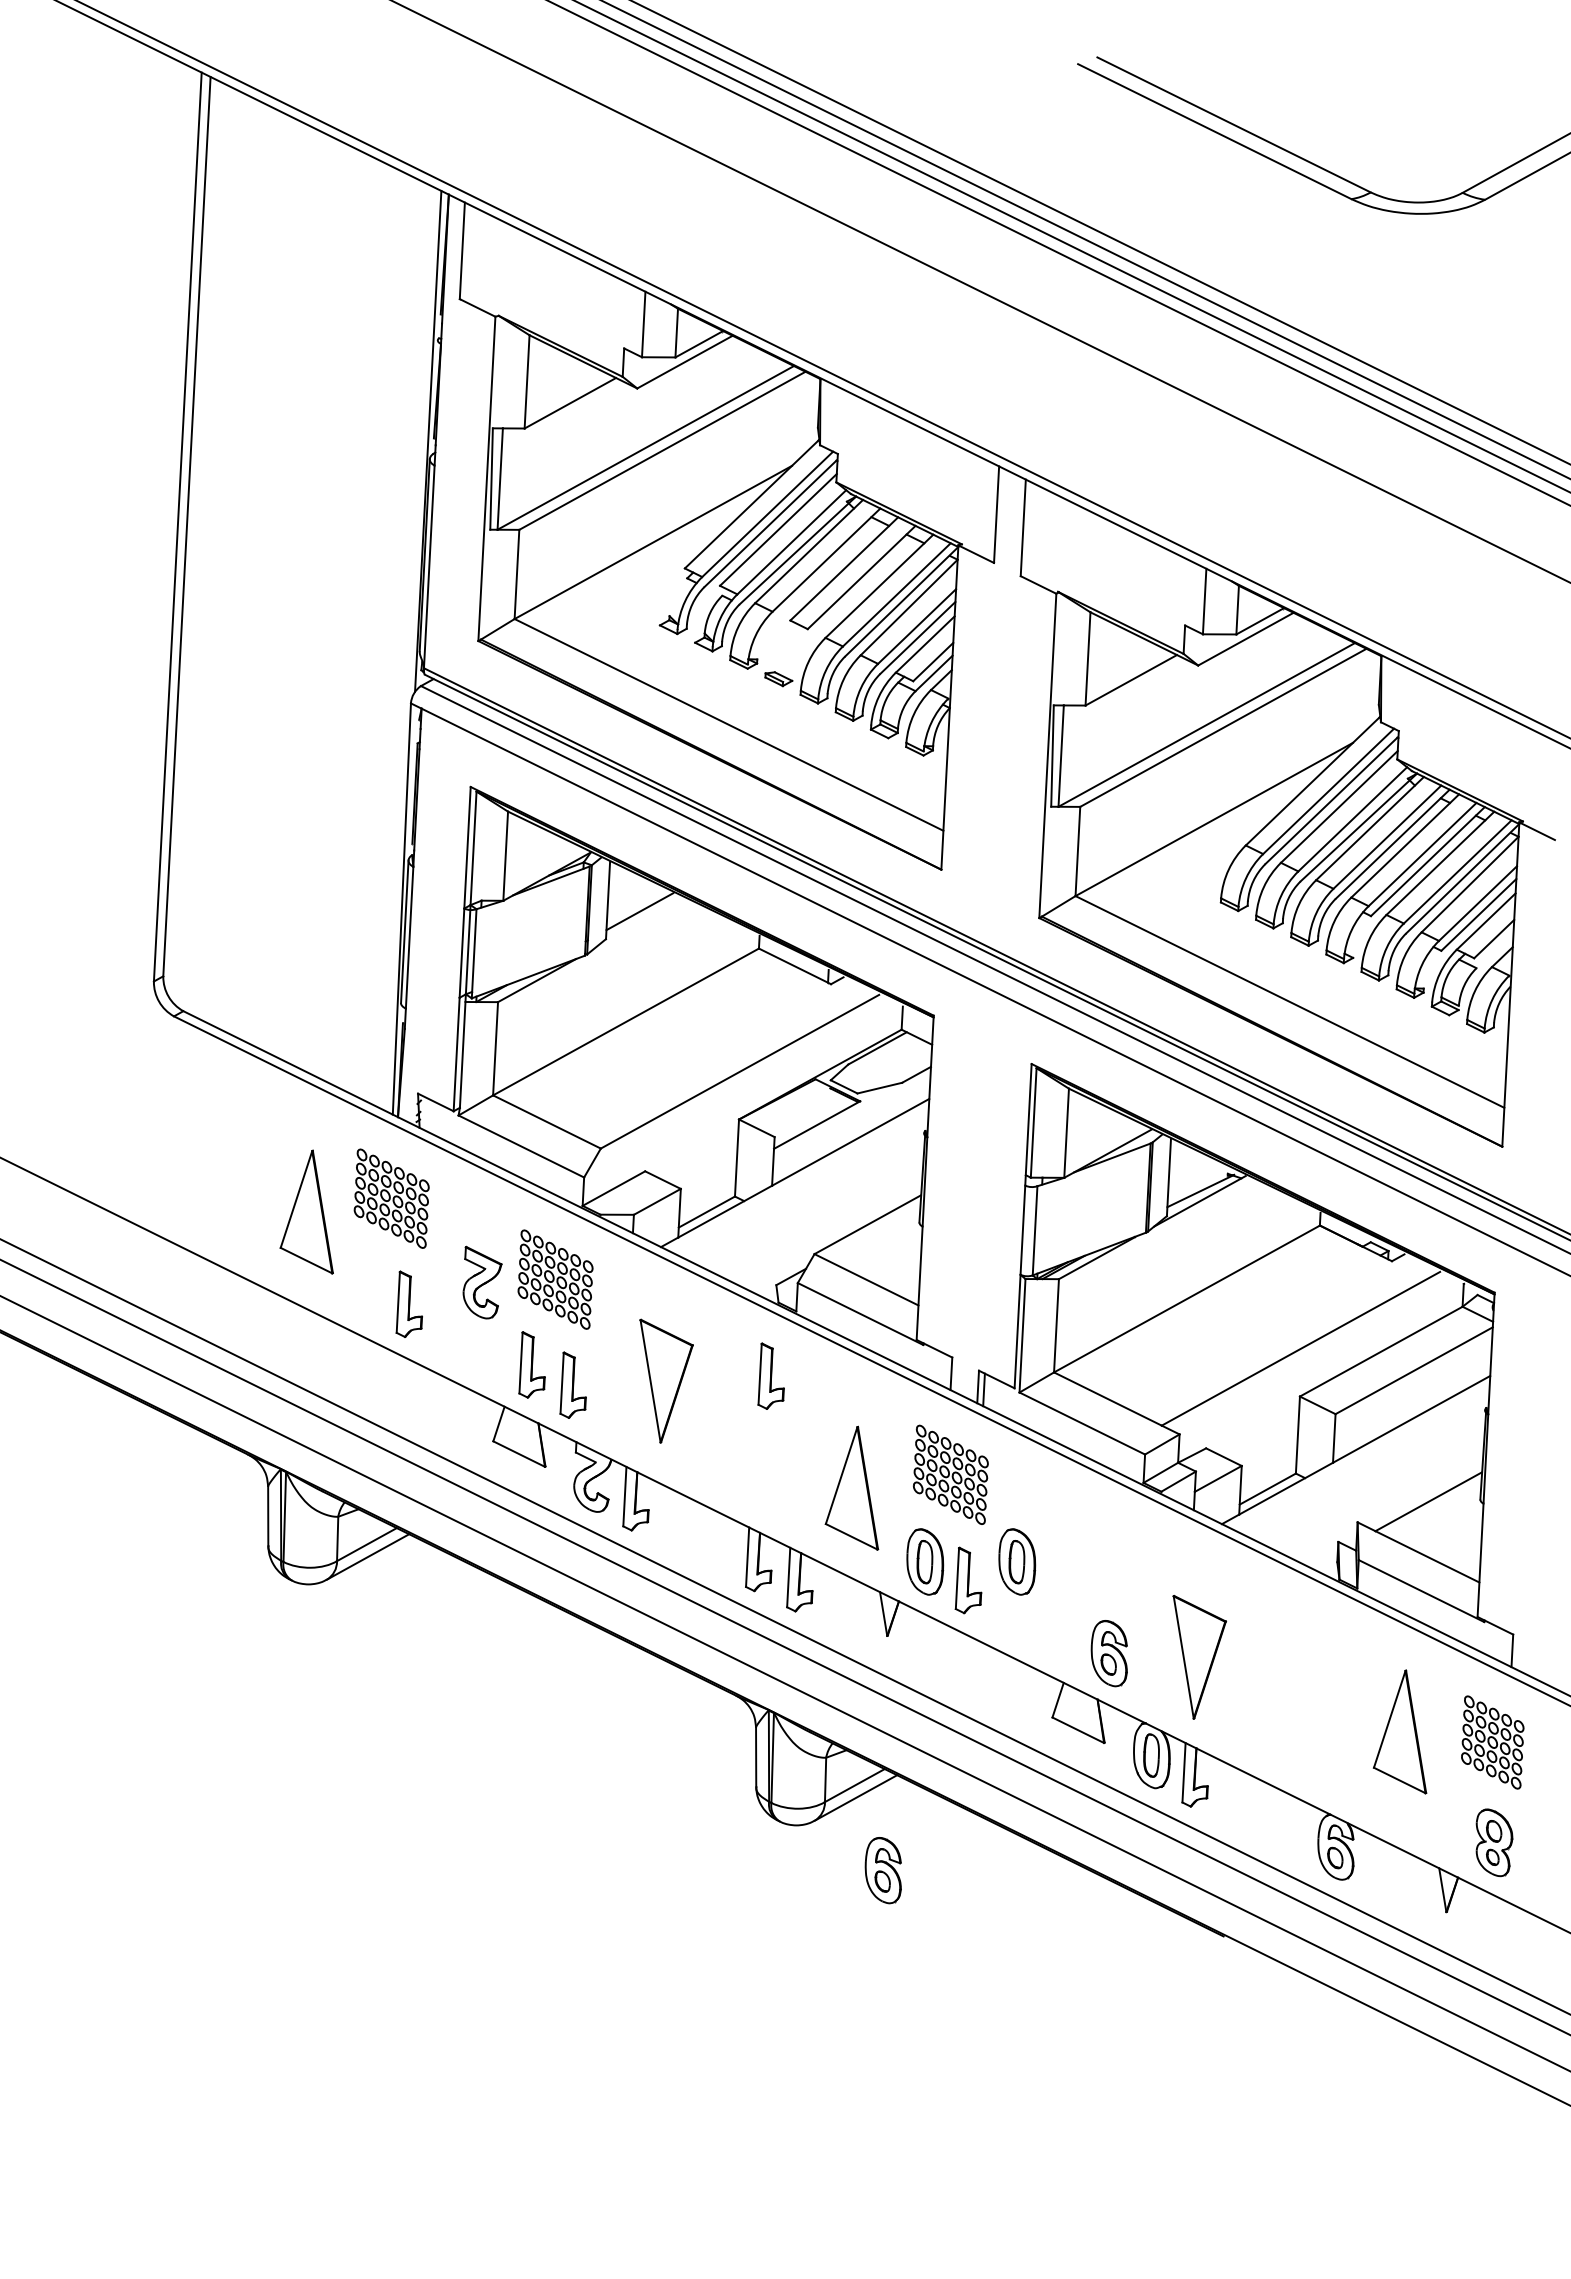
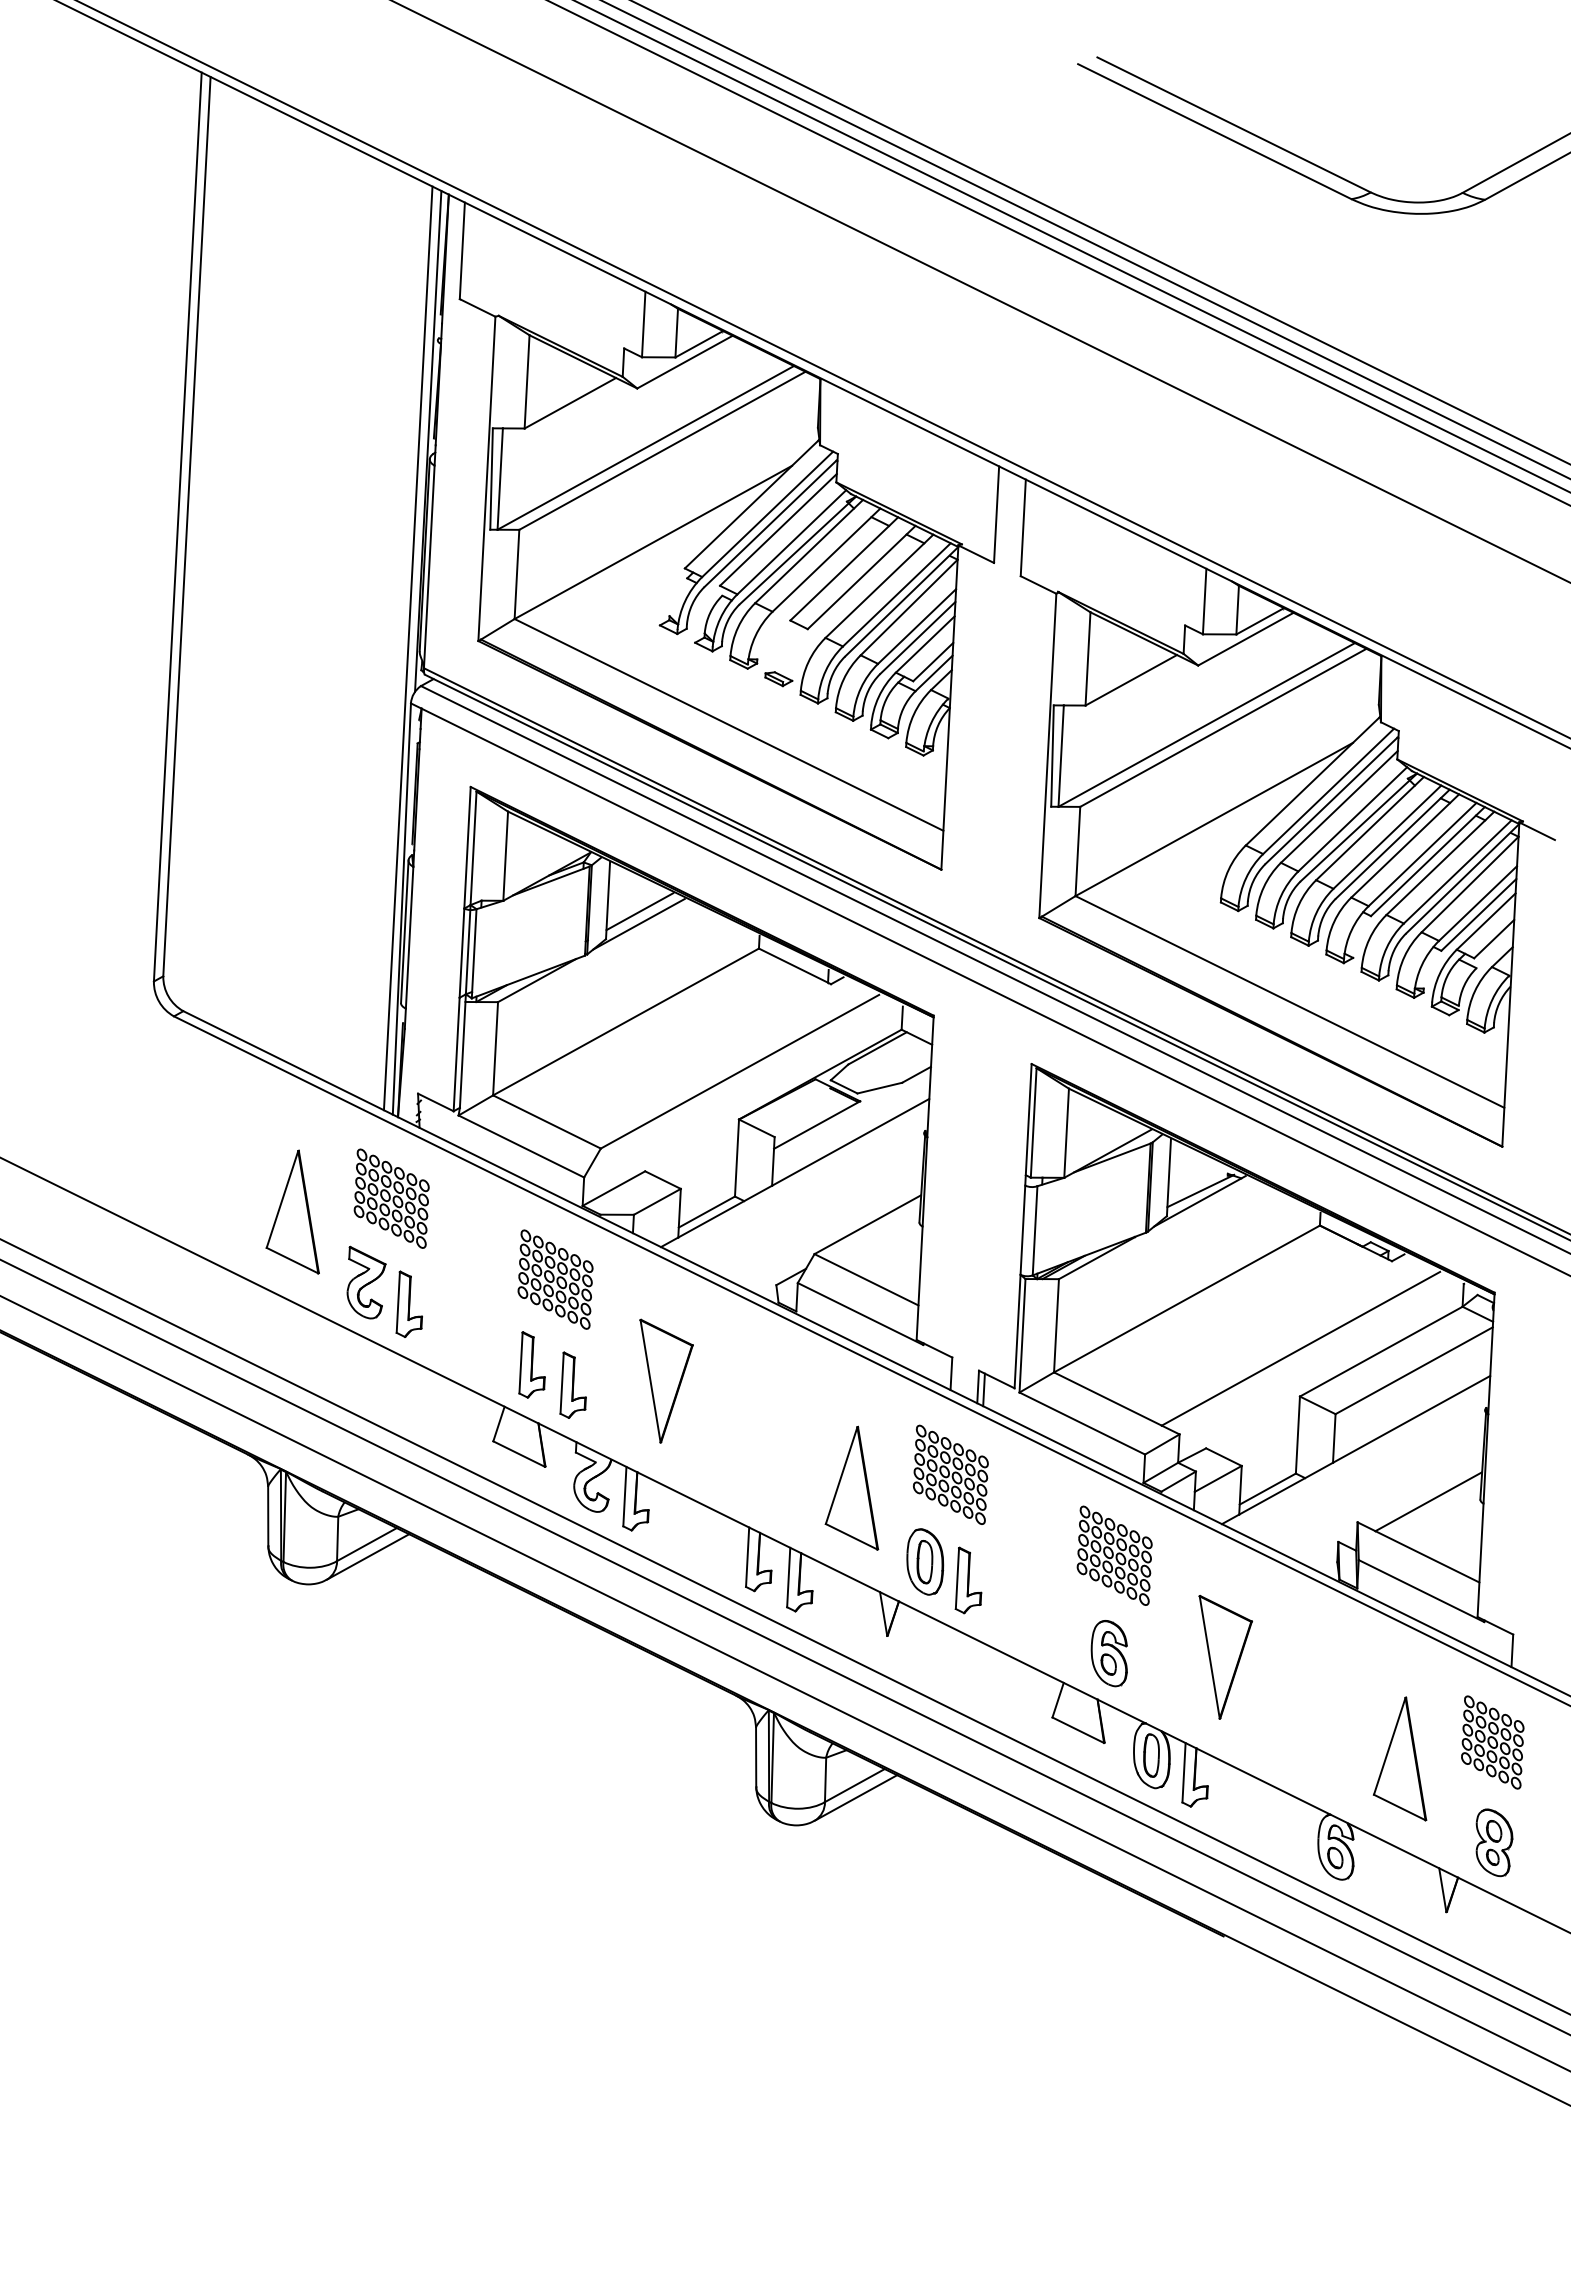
line: none -> present (407, 648)
line: none -> present (638, 923)
part position: (306, 1211) -> (292, 1211) (292, 1211)
part position: (482, 1282) -> (366, 1282) (366, 1282)
part: present -> none (770, 1375)
part: none -> present (1114, 1555)
part: present -> none (1017, 1561)
part position: (1199, 1657) -> (1225, 1657) (1225, 1657)
part position: (1399, 1731) -> (1399, 1758) (1399, 1758)
part: present -> none (882, 1870)
